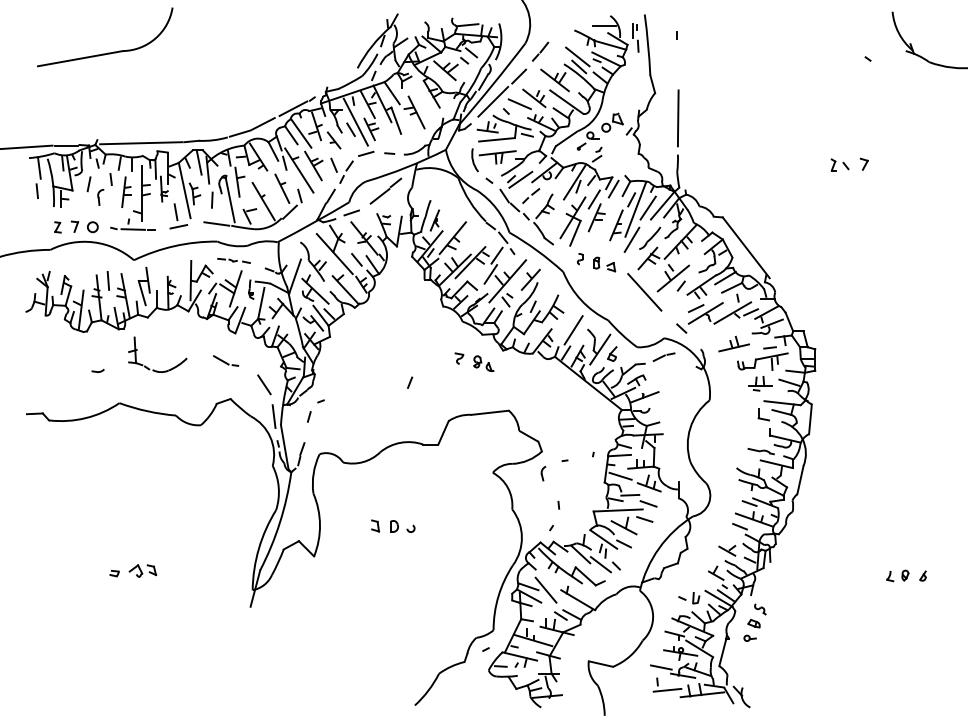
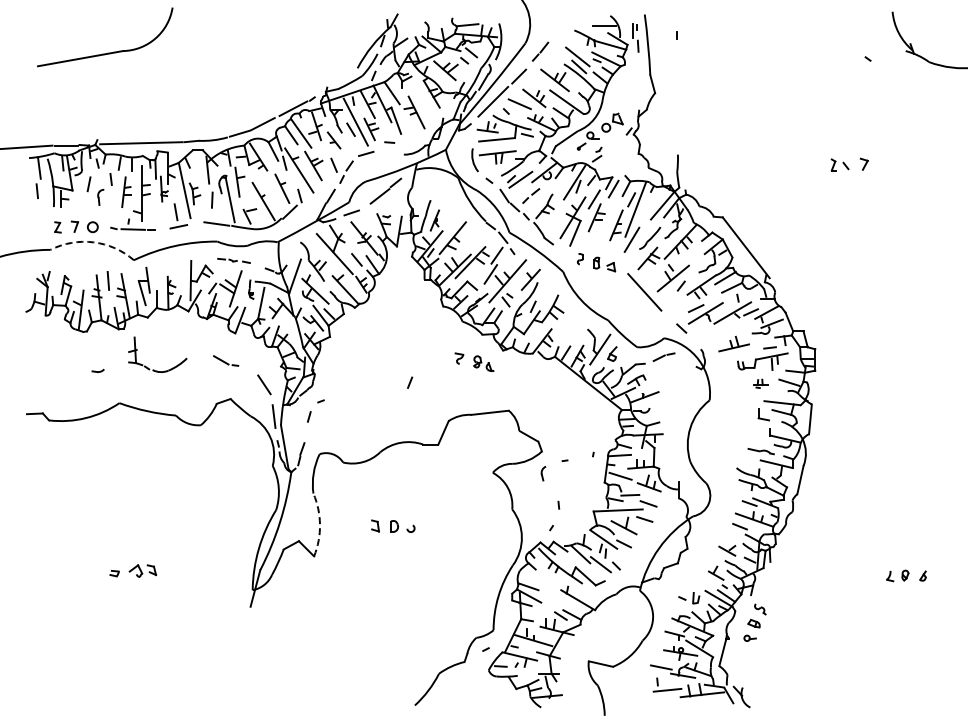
line: present -> none (677, 118)
line position: (389, 153) -> (389, 142) (389, 142)
line: present -> none (198, 162)
line: present -> none (647, 207)
arc: solid -> dashed (93, 242)
line: present -> none (573, 330)
part size: 25x16 px -> 16x11 px (760, 383)
arc: solid -> dashed (320, 524)
line: present -> none (545, 589)
